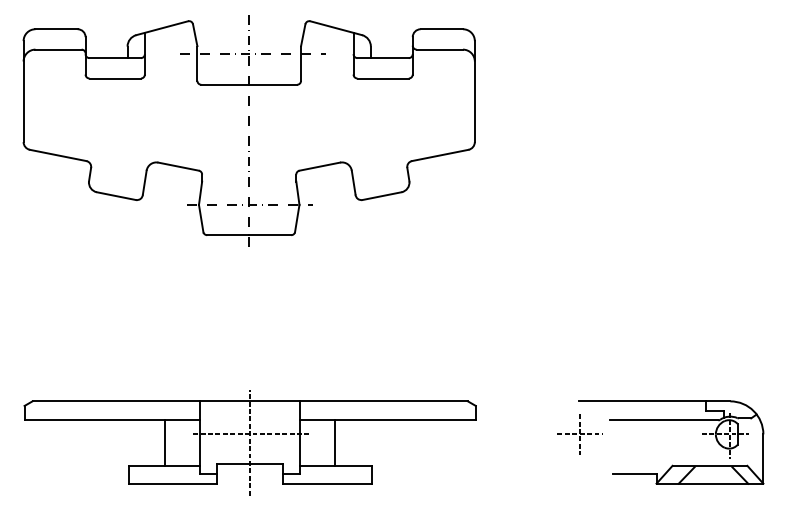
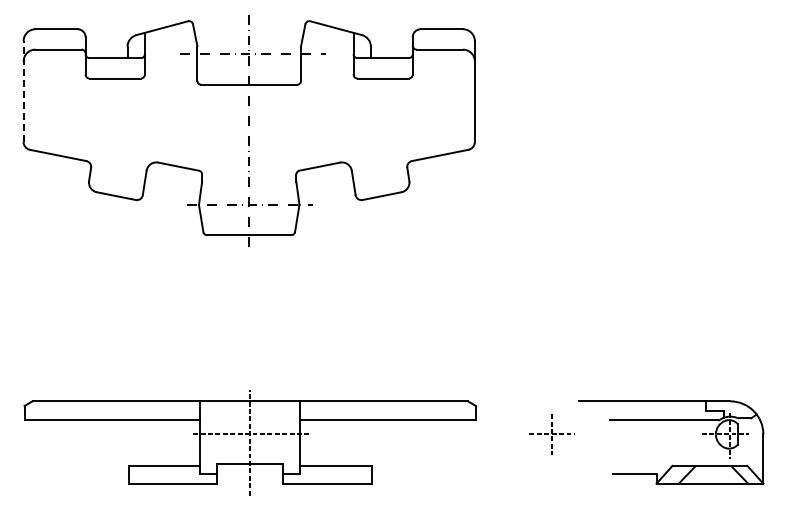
line: solid -> dashed (23, 91)
part position: (579, 434) -> (551, 434) (551, 434)
line: present -> none (165, 442)
line: present -> none (335, 442)
